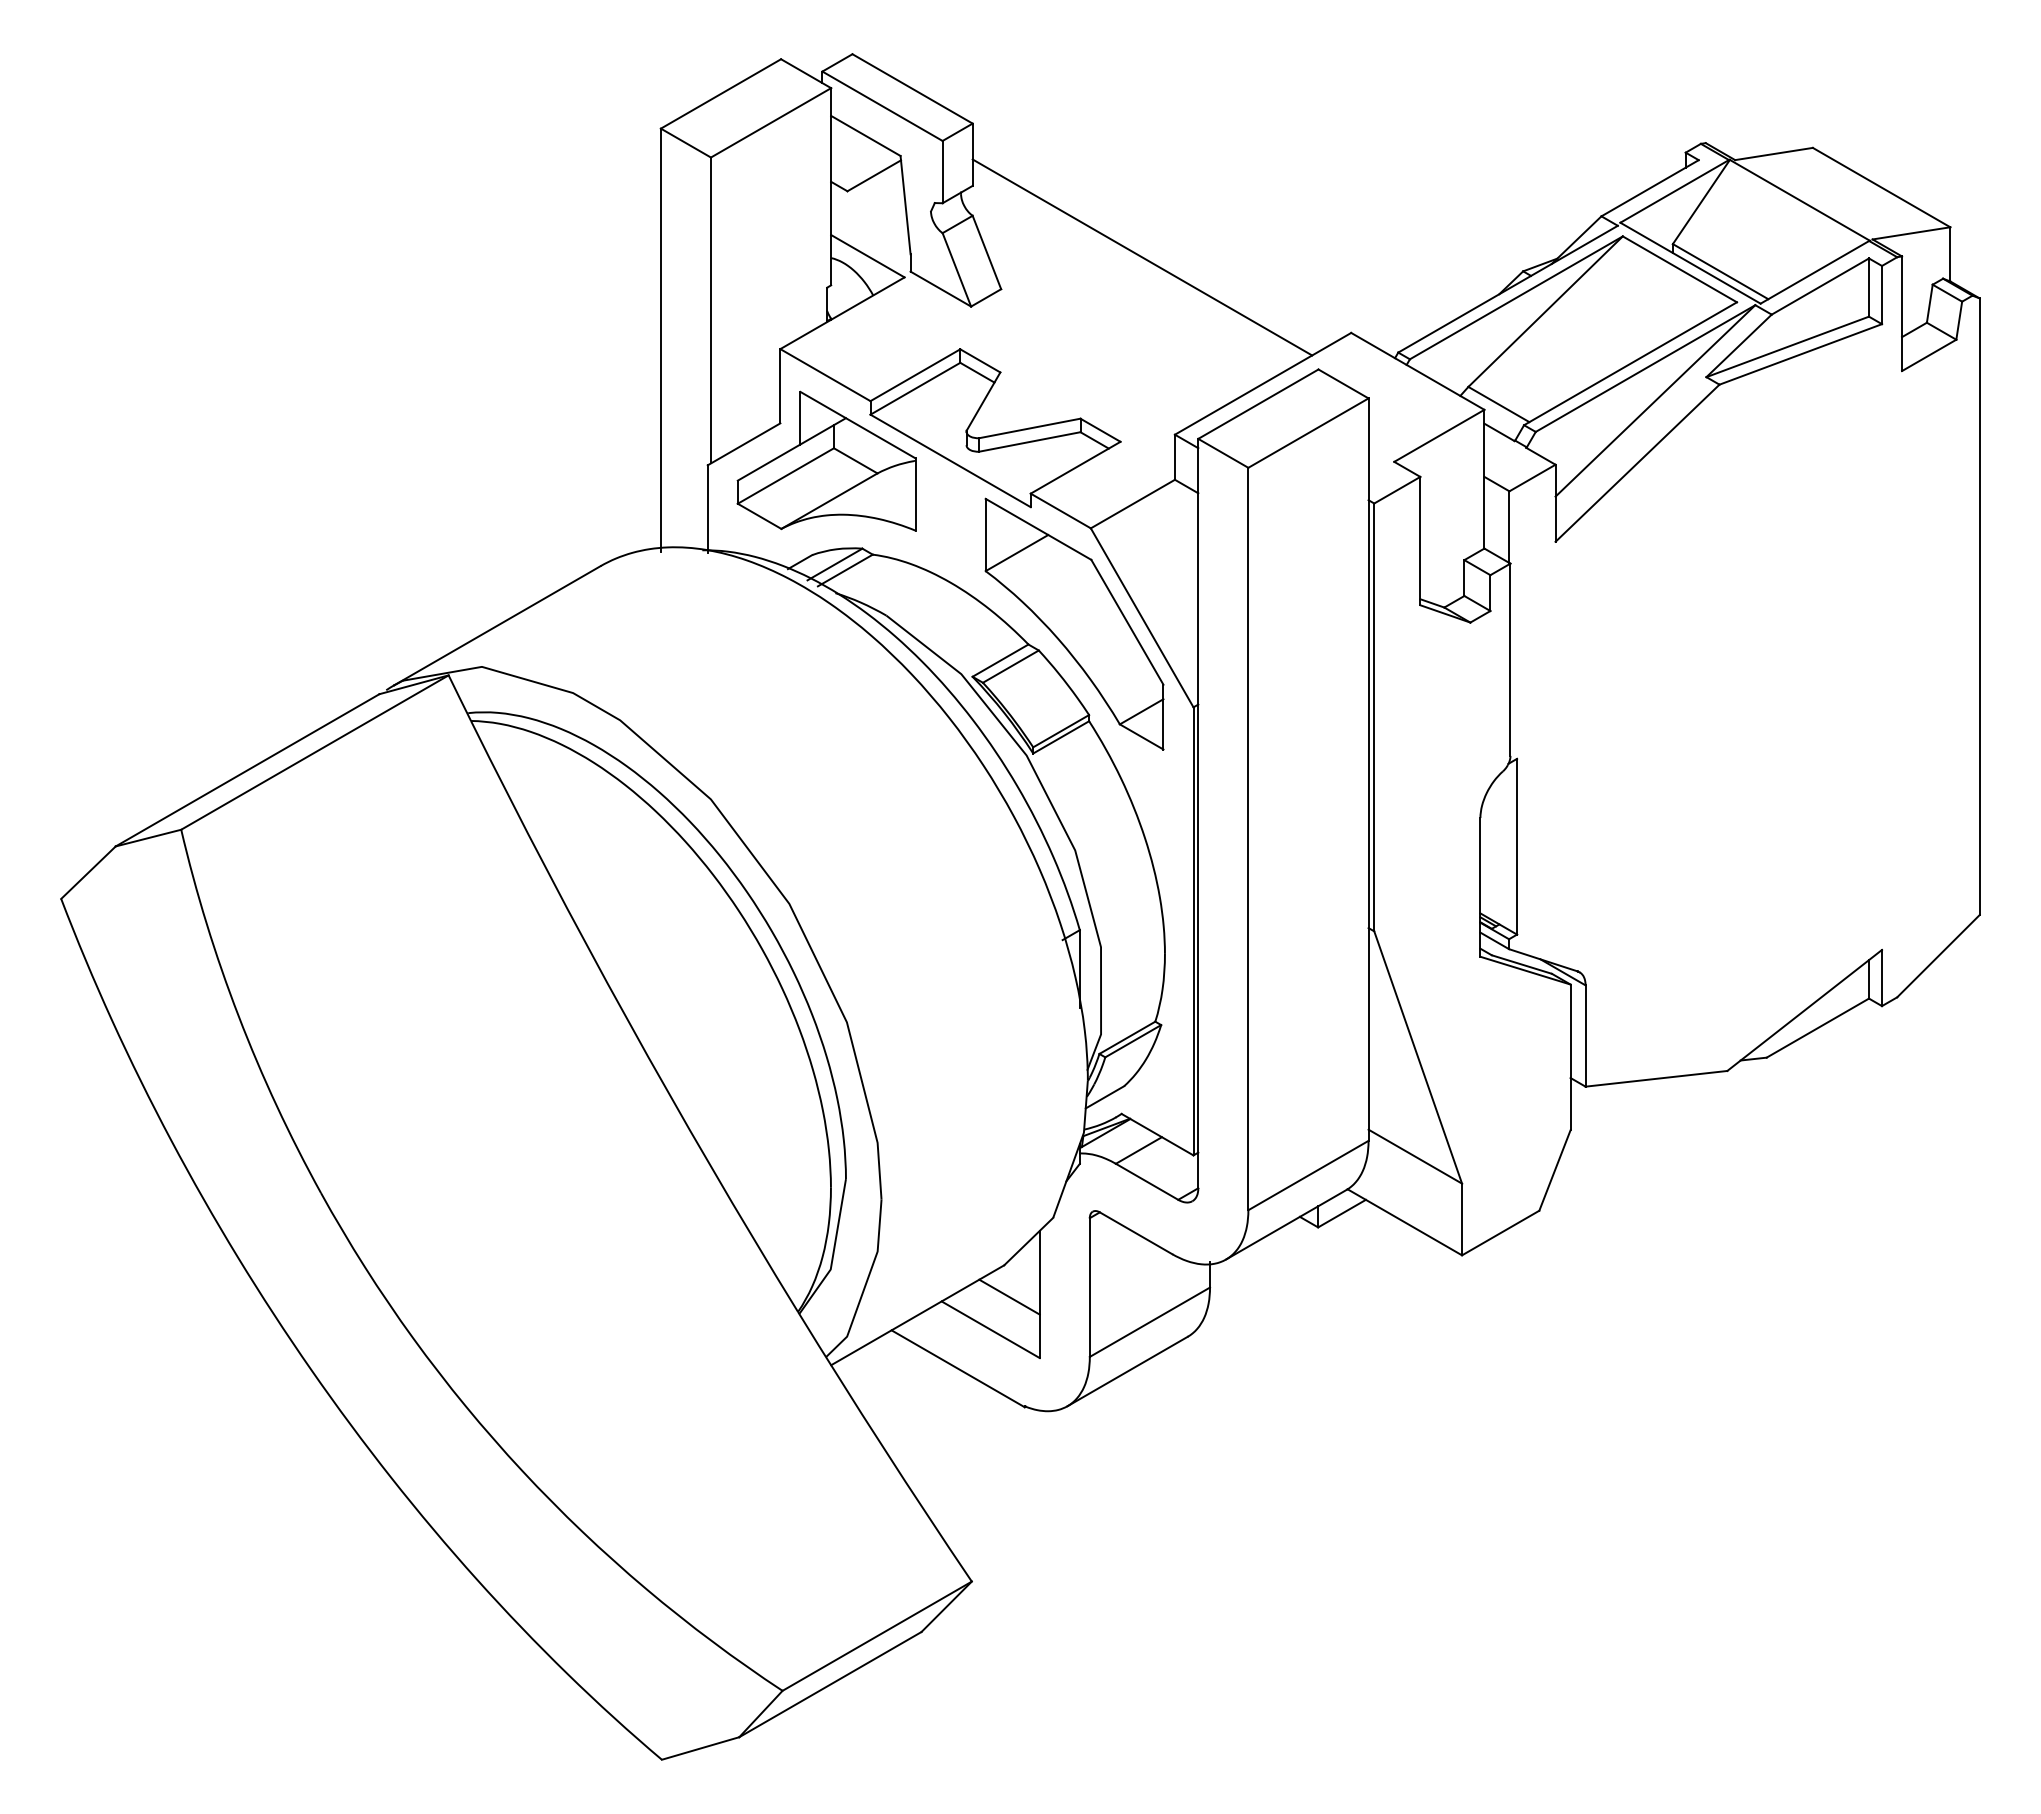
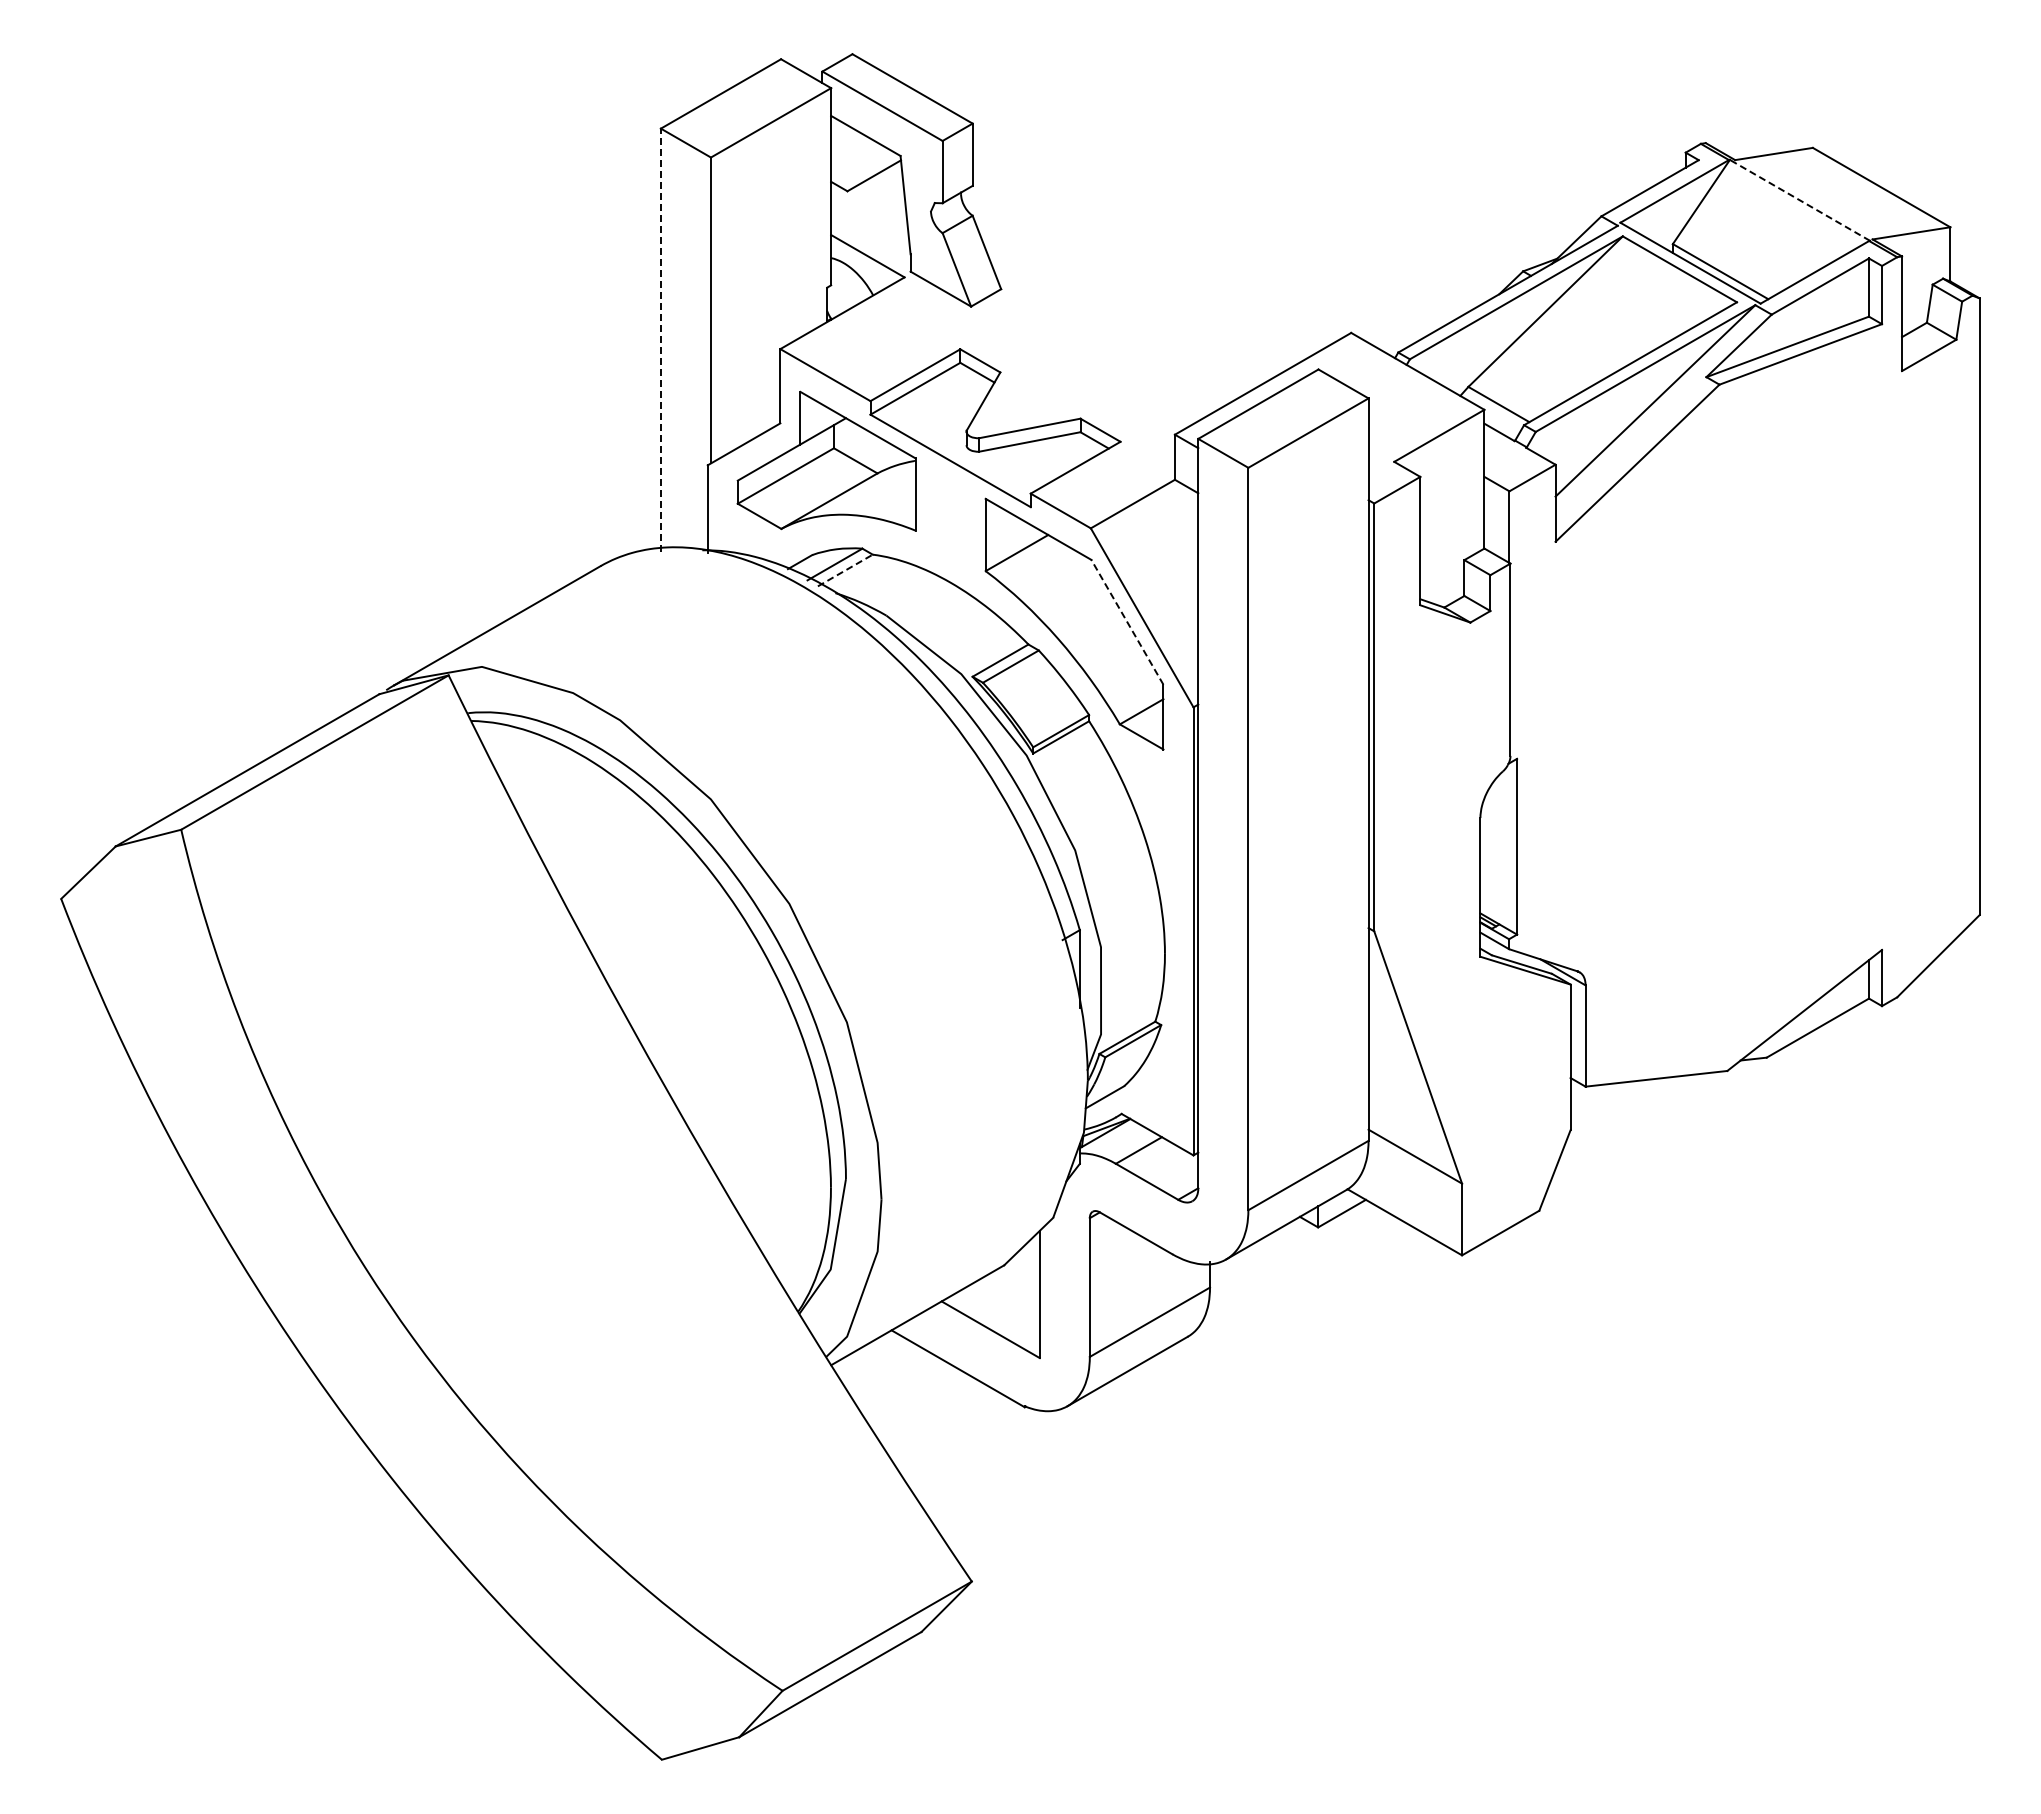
line: solid -> dashed (1800, 200)
line: present -> none (1142, 257)
line: solid -> dashed (660, 340)
line: solid -> dashed (845, 570)
line: solid -> dashed (1127, 621)
line: present -> none (1009, 1296)
